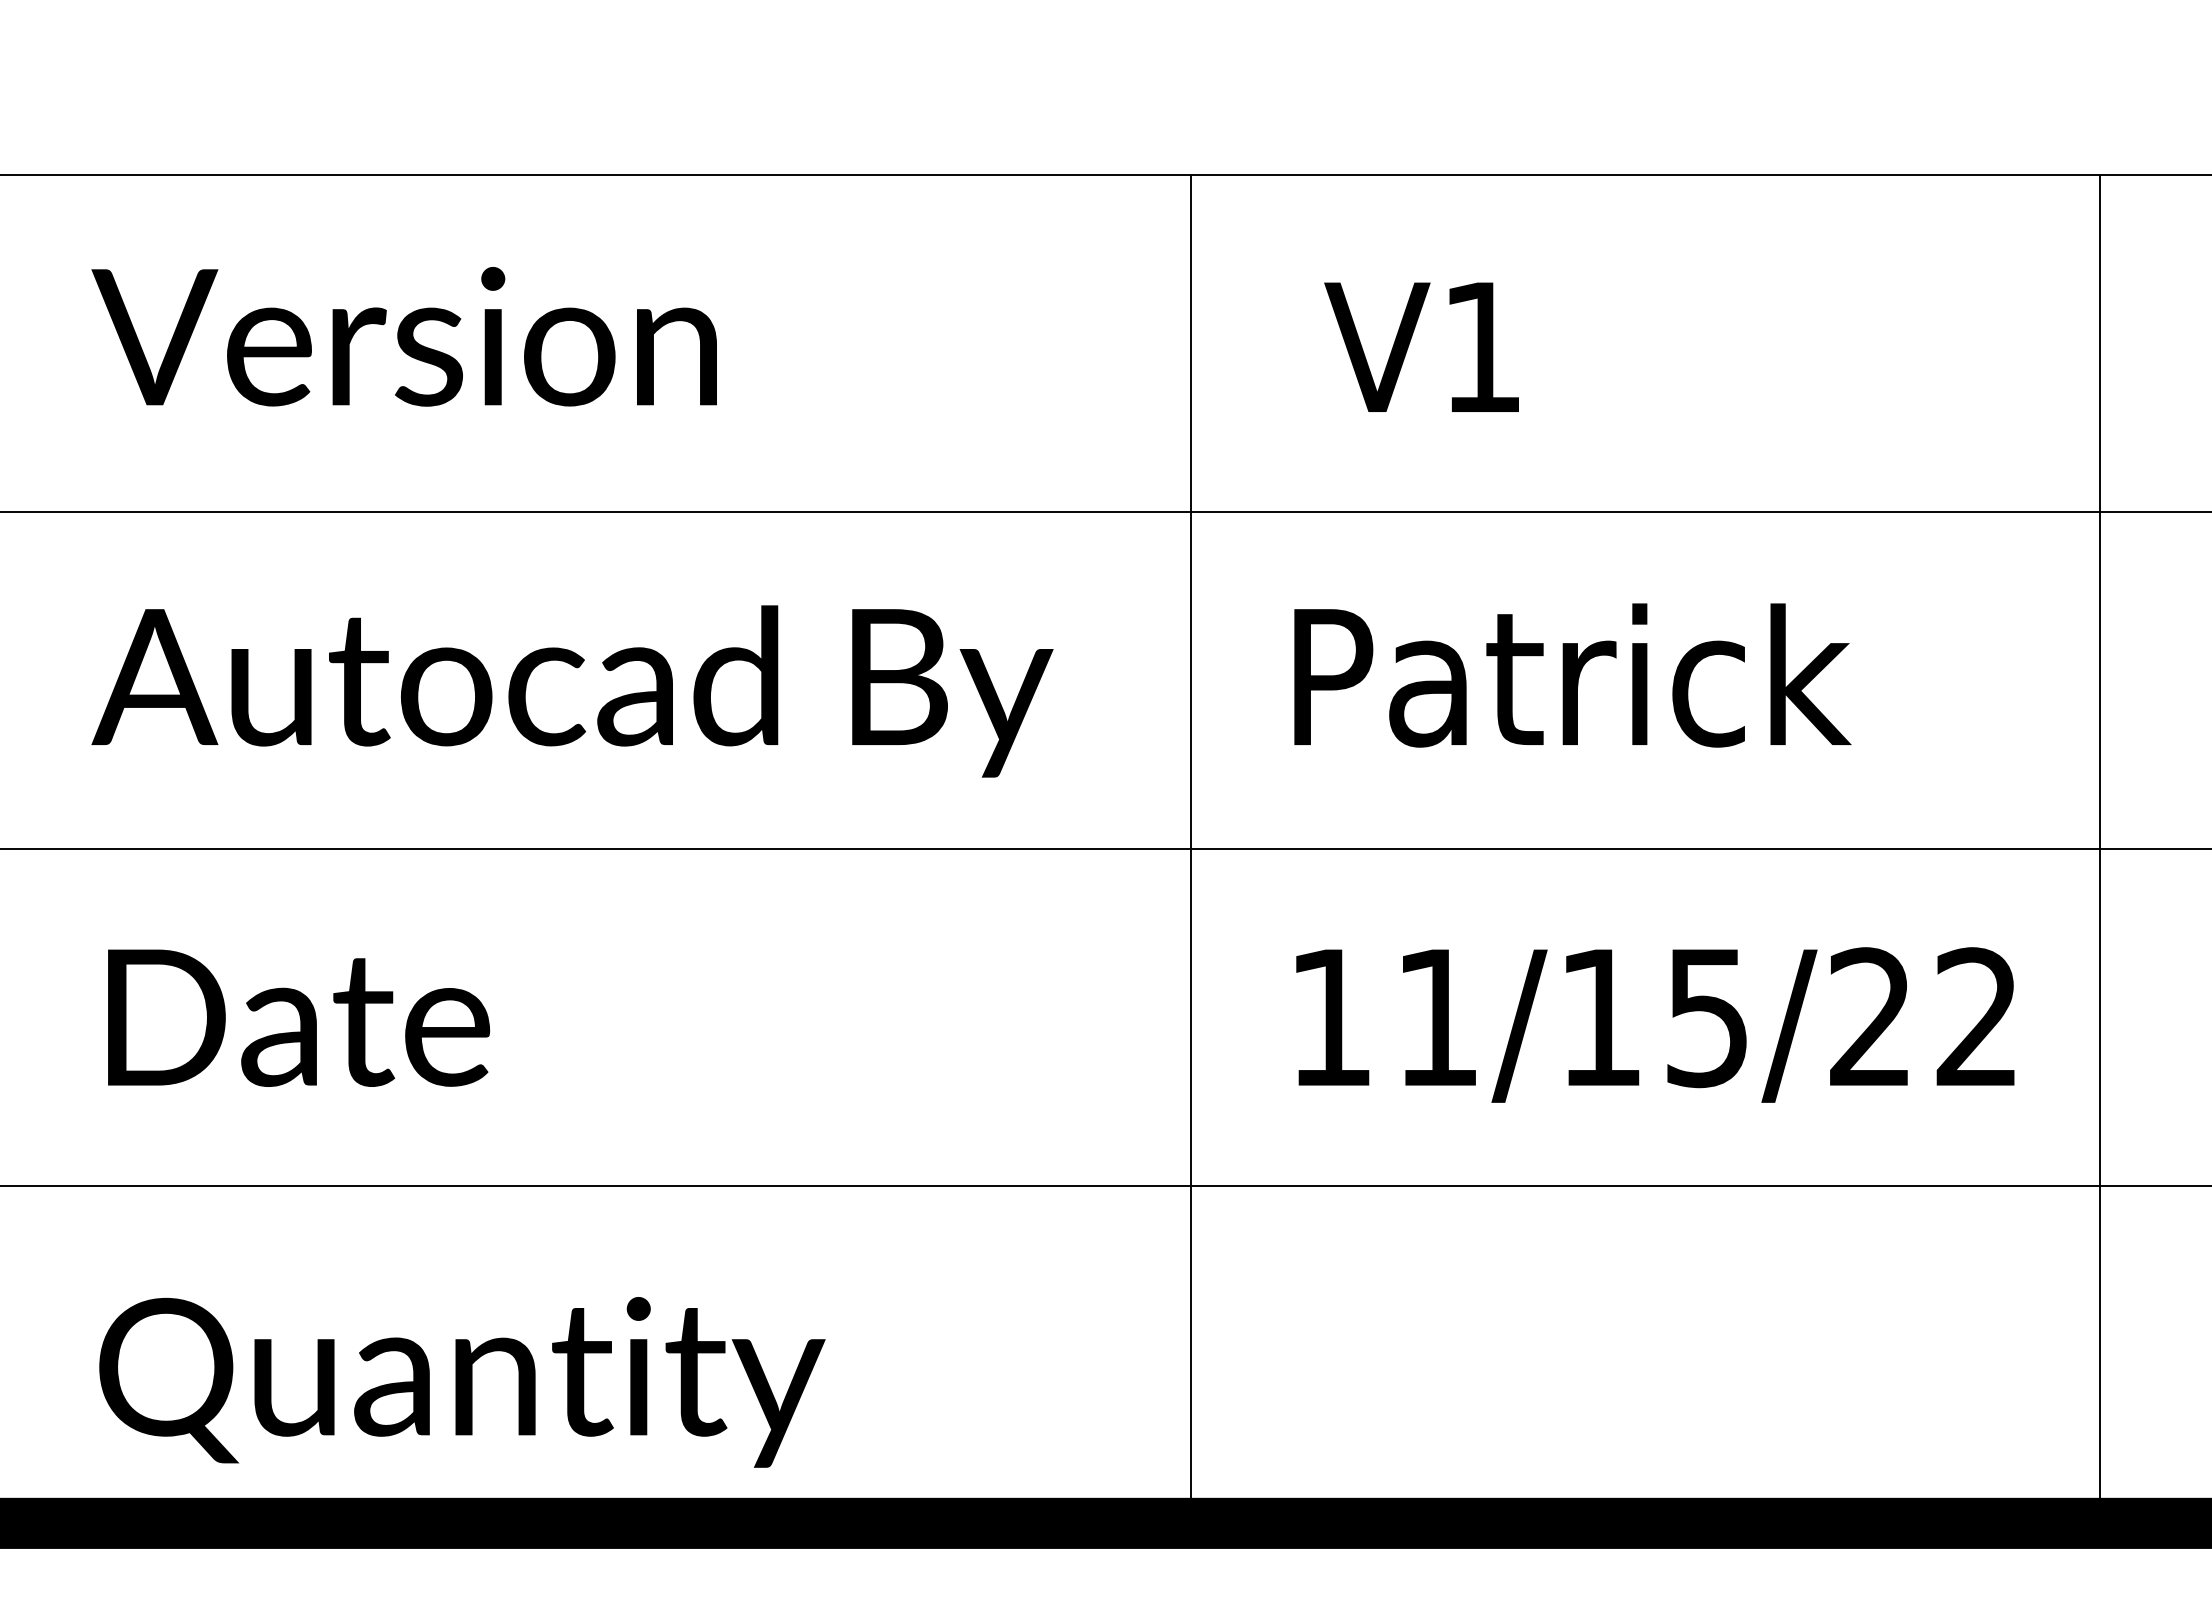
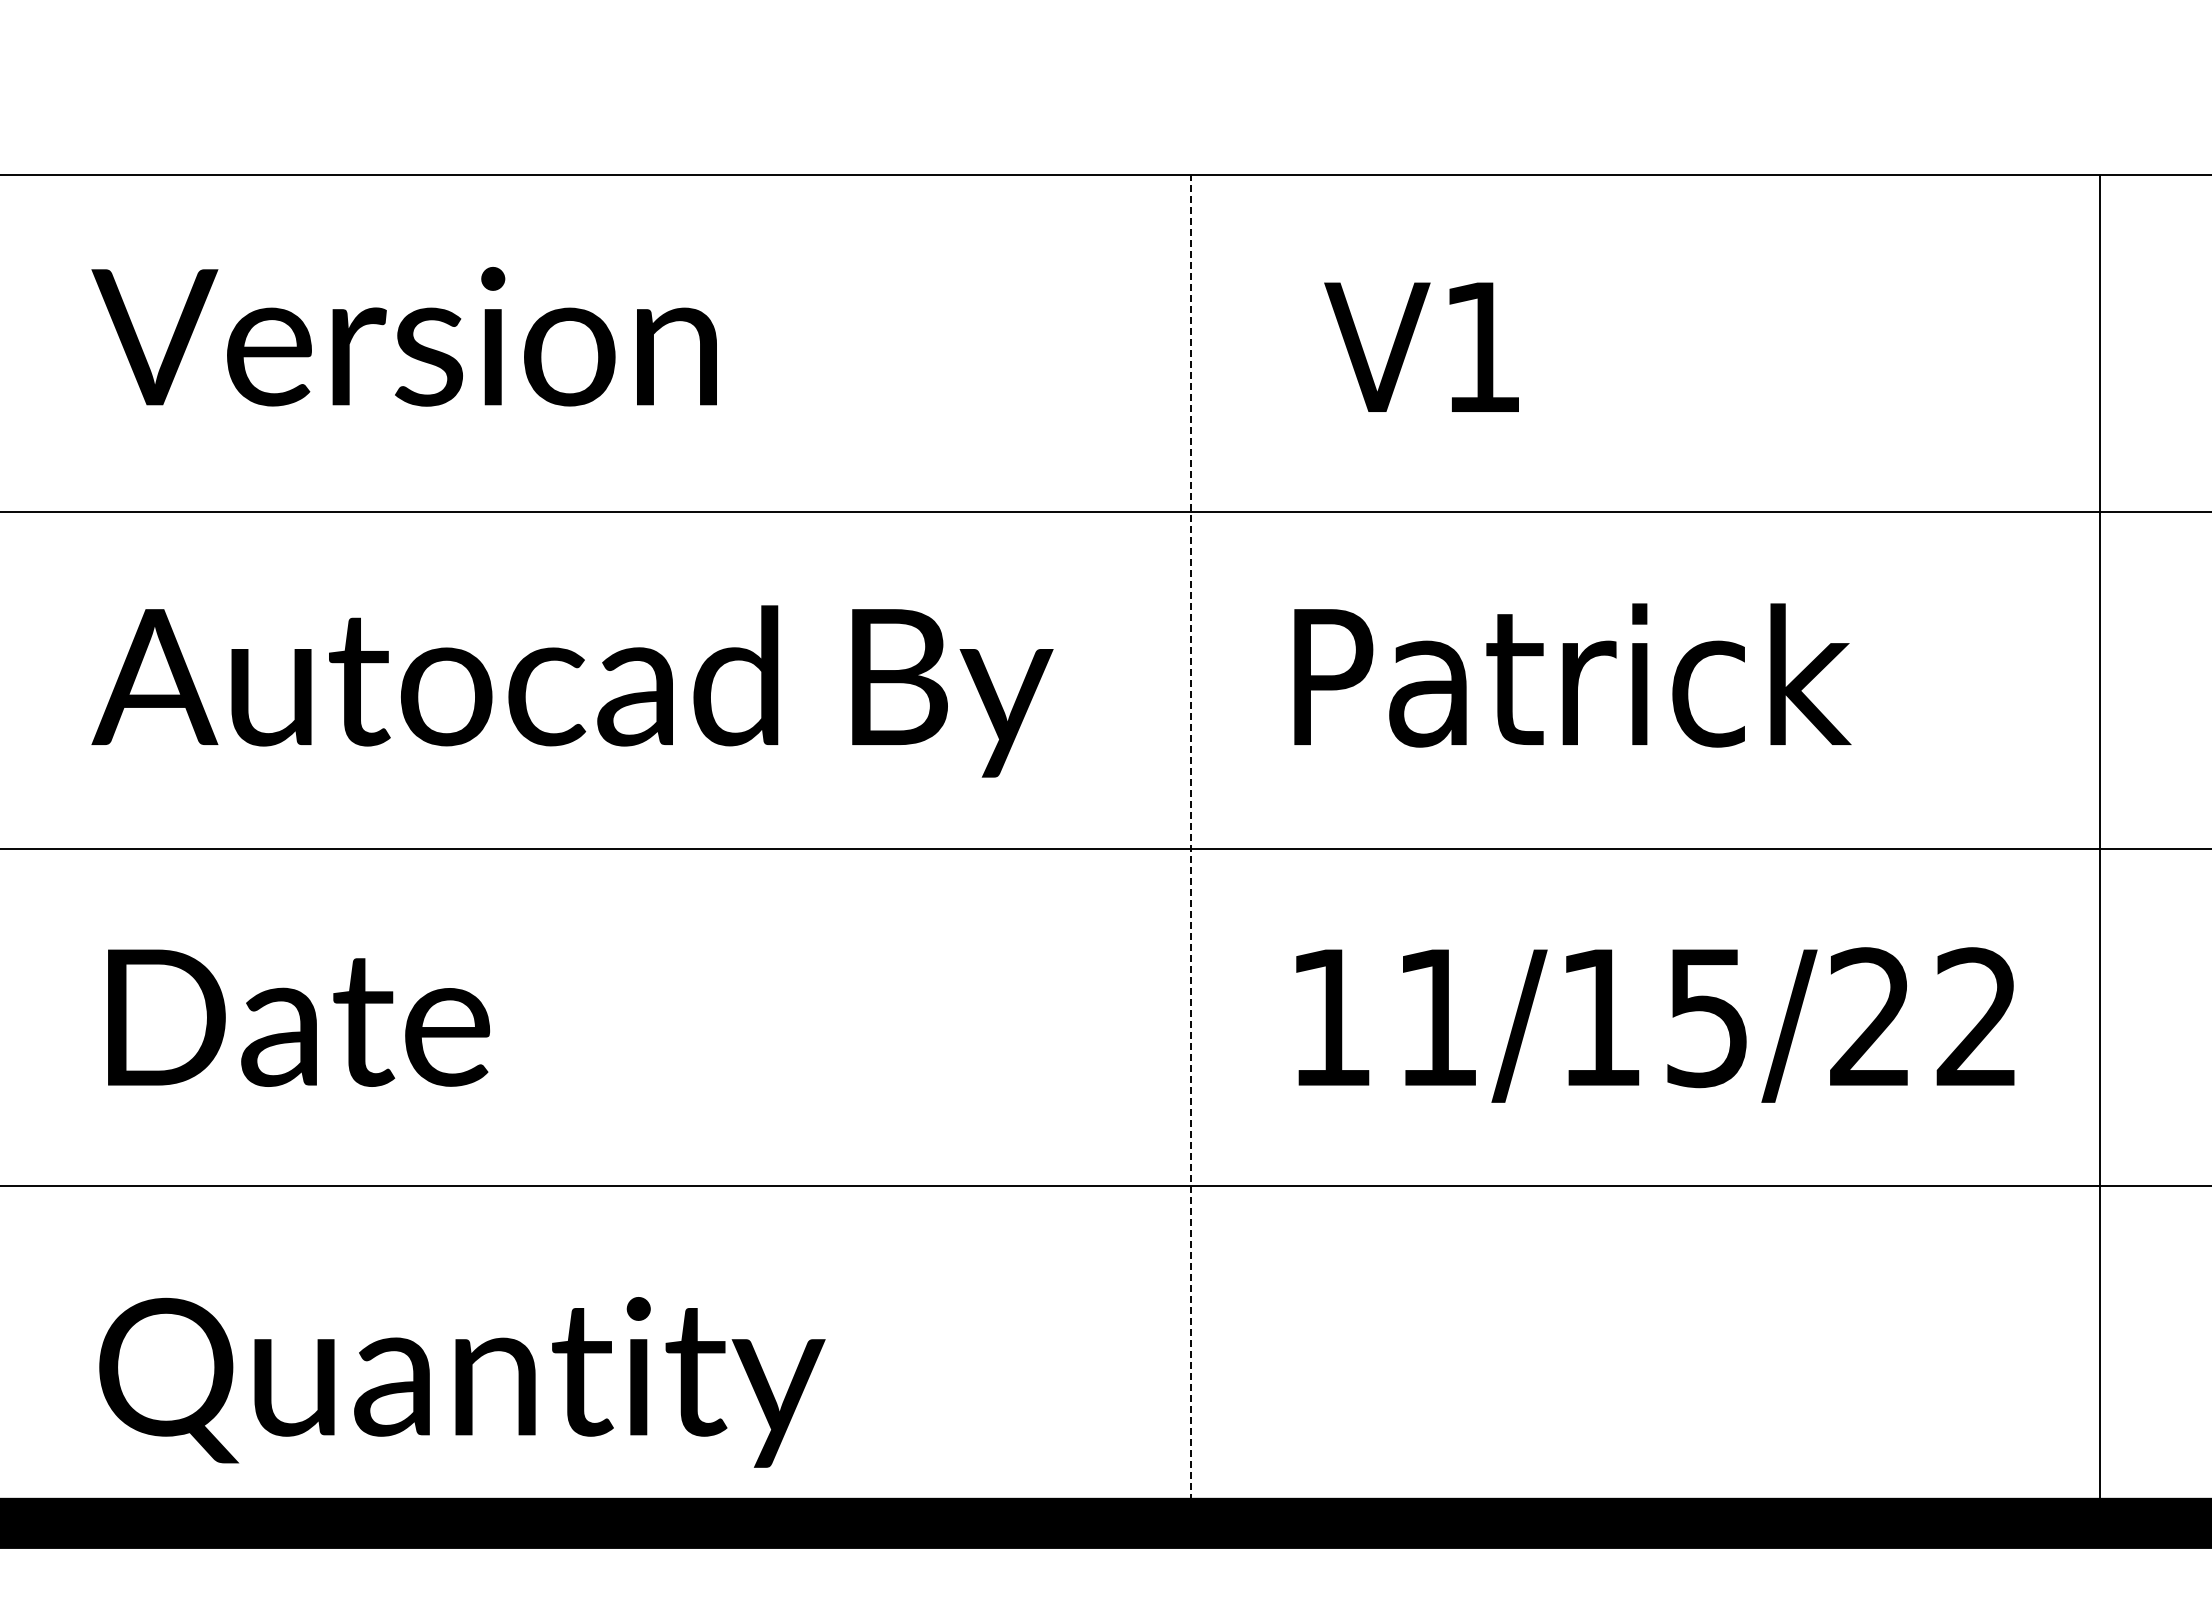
line: solid -> dashed (1190, 848)
